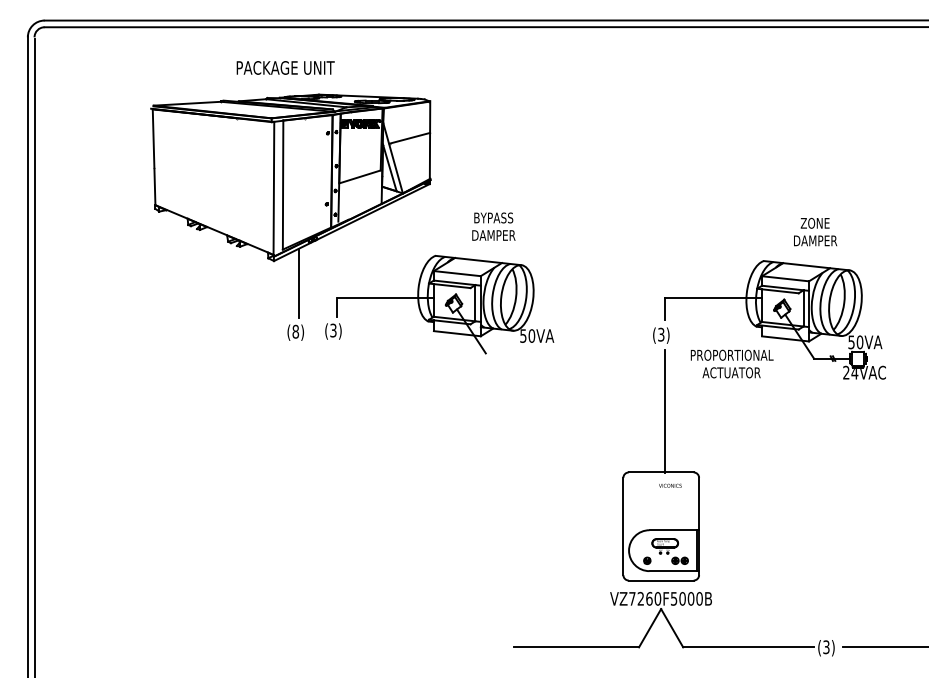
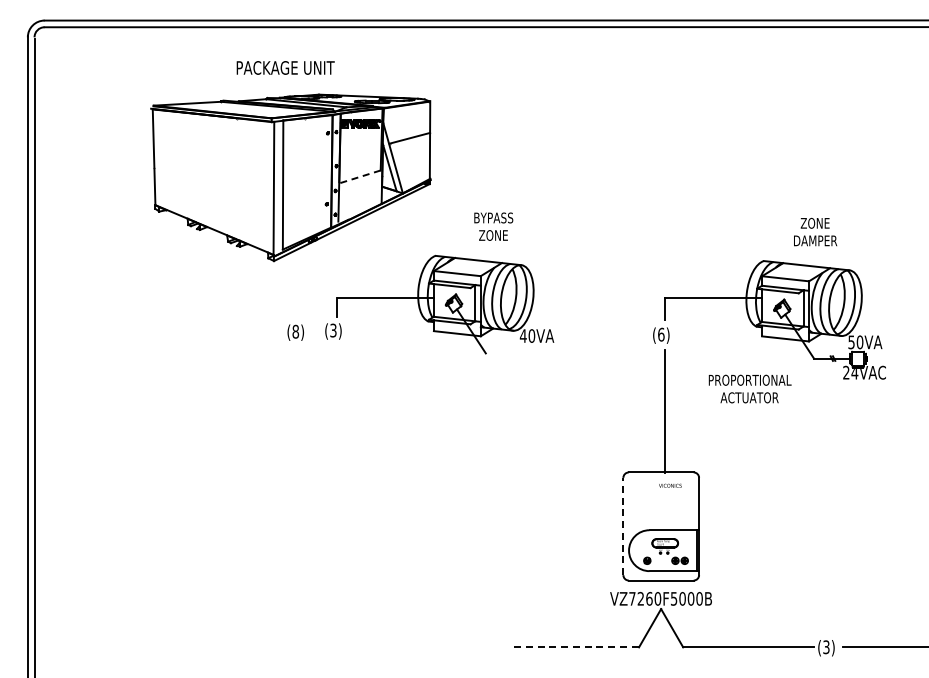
line: solid -> dashed (359, 176)
text: DAMPER -> ZONE (493, 235)
line: present -> none (299, 283)
text: (3) -> (6) (661, 334)
text: 50VA -> 40VA (522, 335)
text position: (731, 363) -> (749, 388) (749, 388)
line: solid -> dashed (623, 526)
line: solid -> dashed (577, 647)
